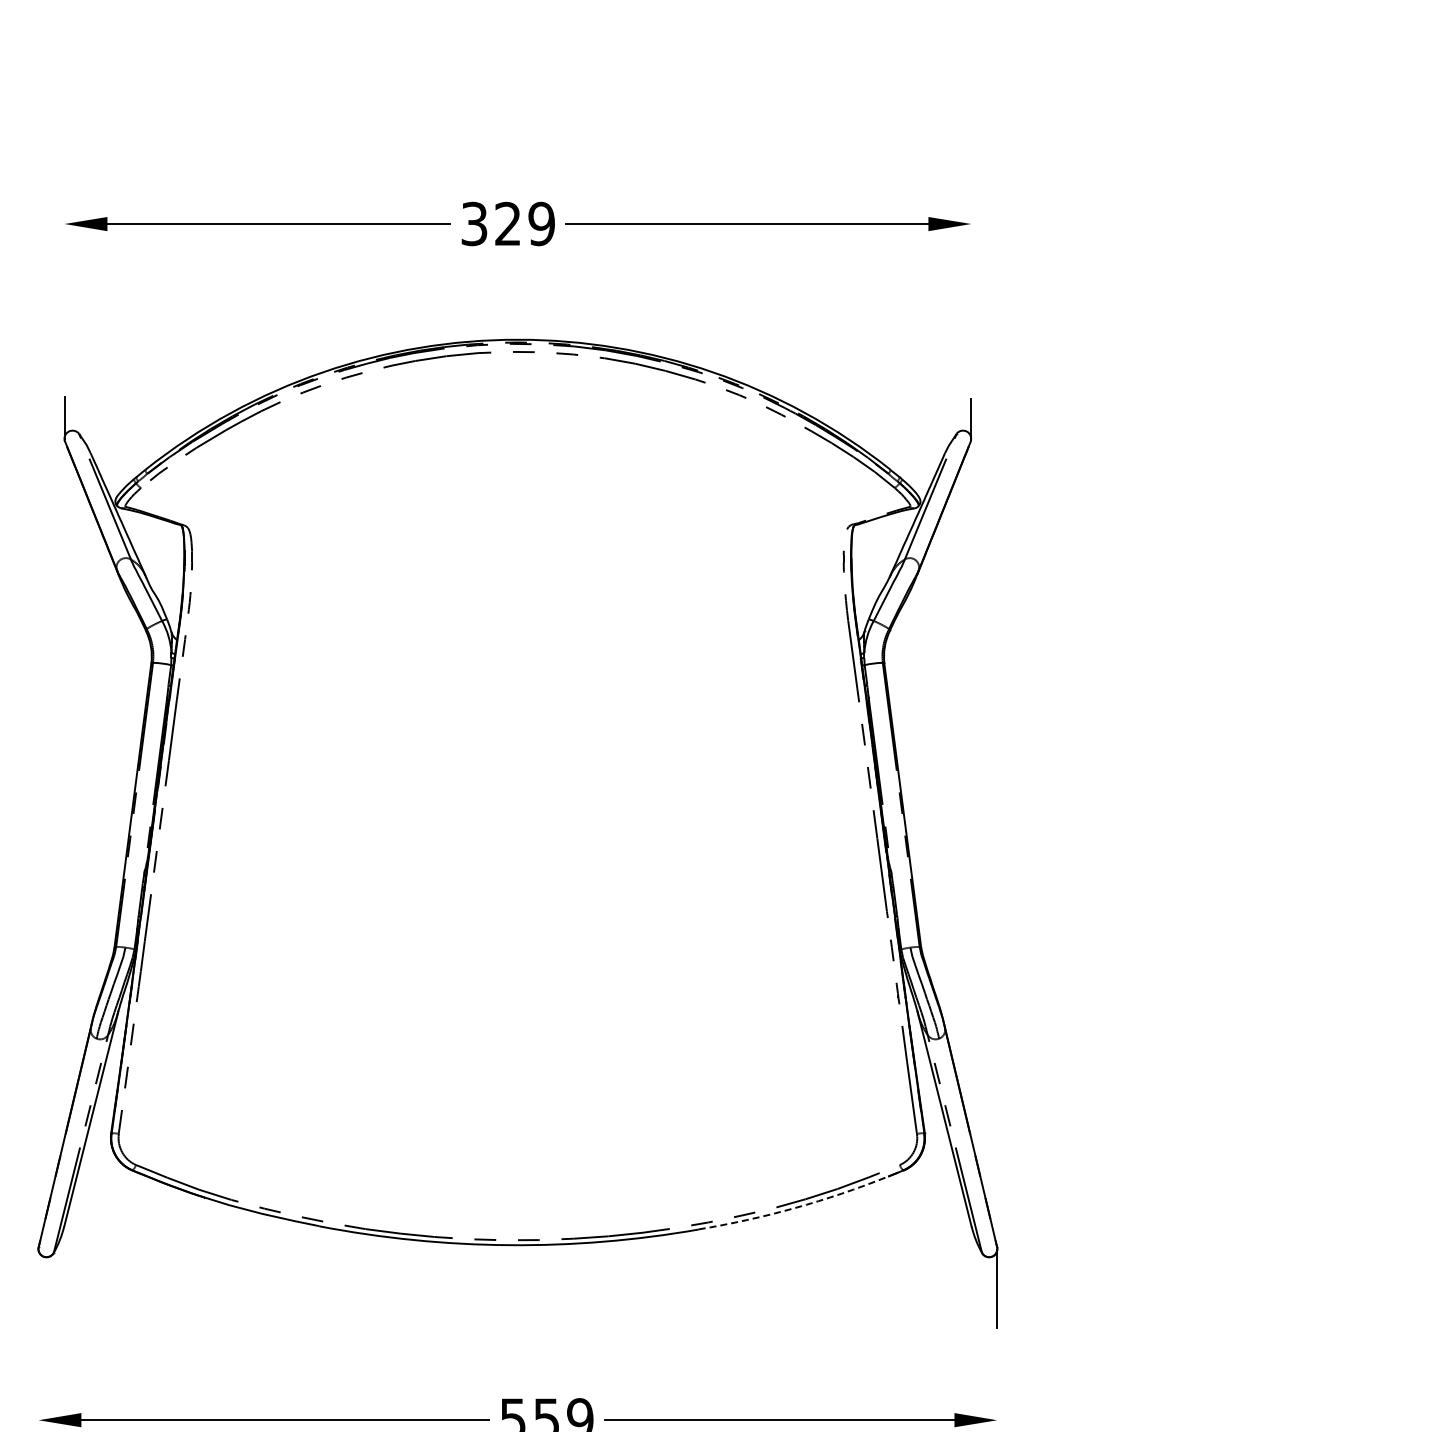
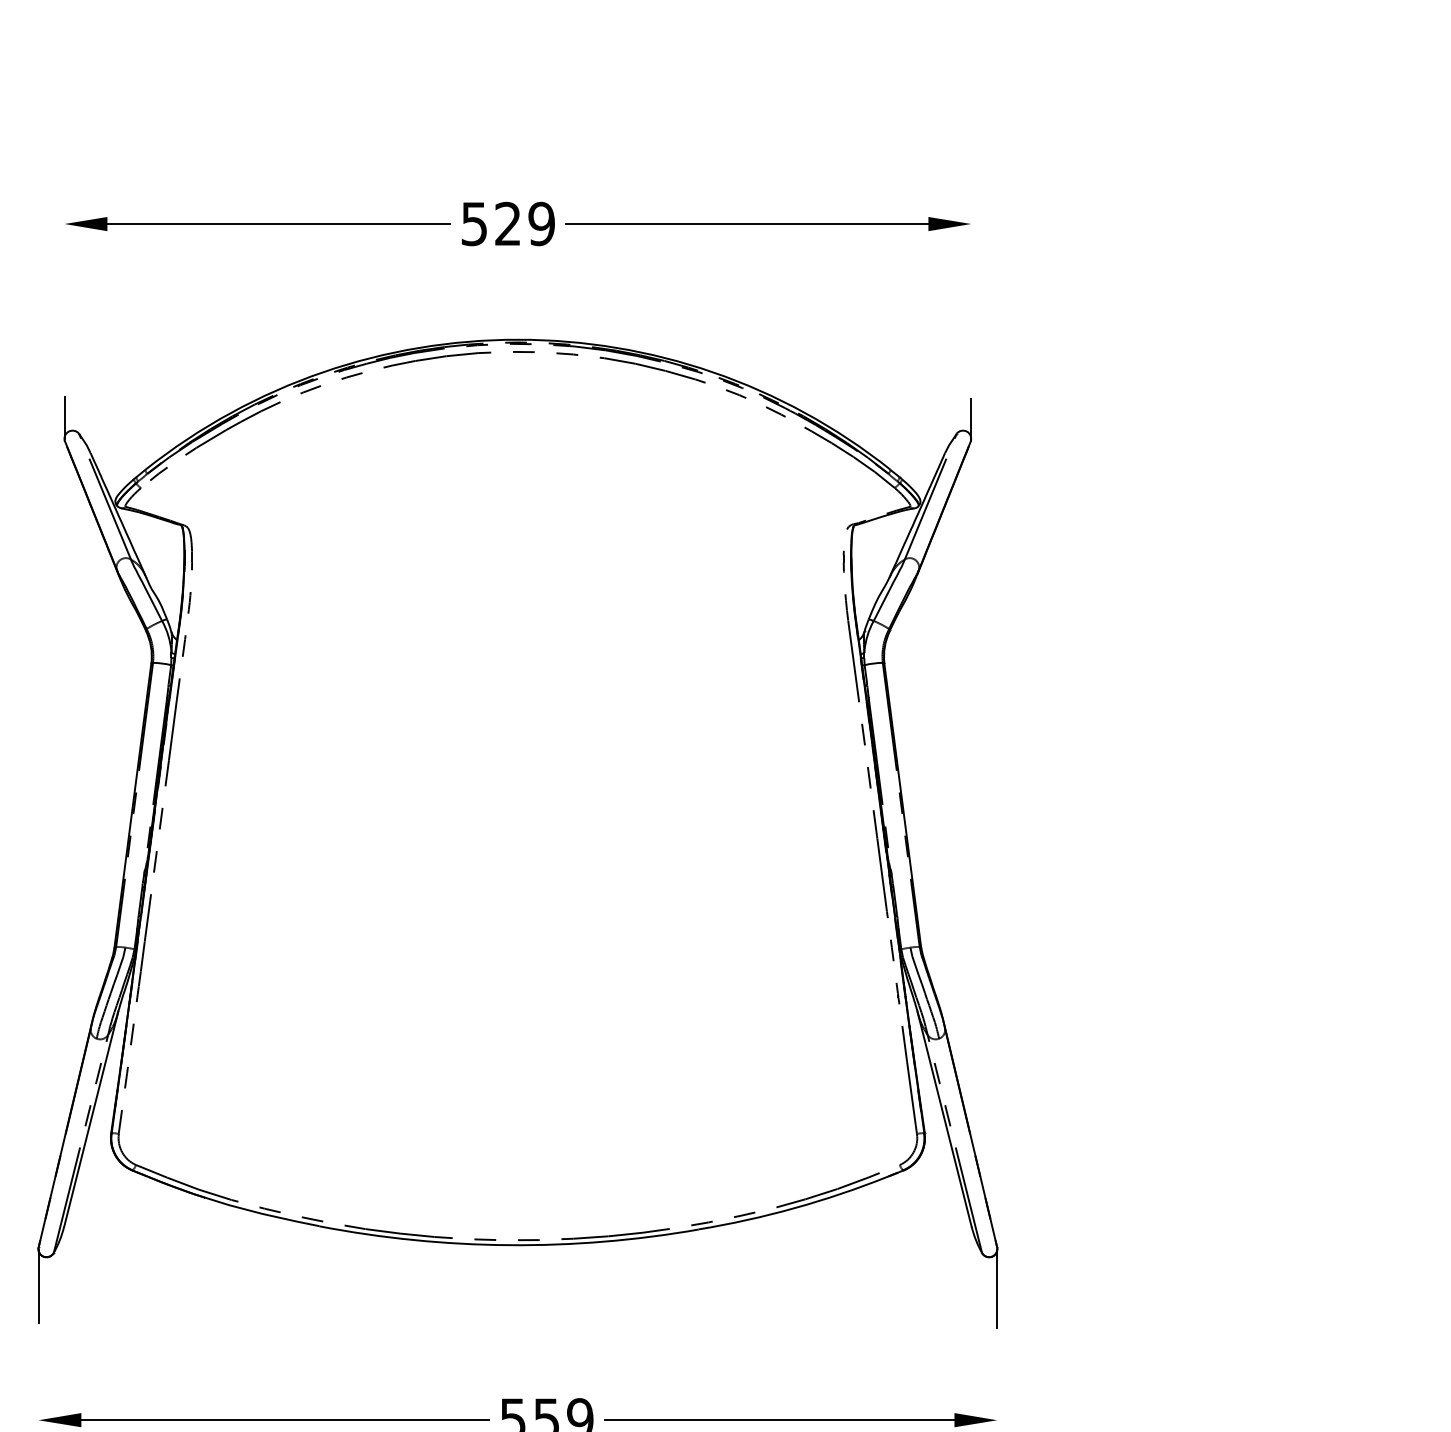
text: 329 -> 529 (474, 223)
arc: dashed -> solid (794, 1208)
line: none -> present (38, 1286)
